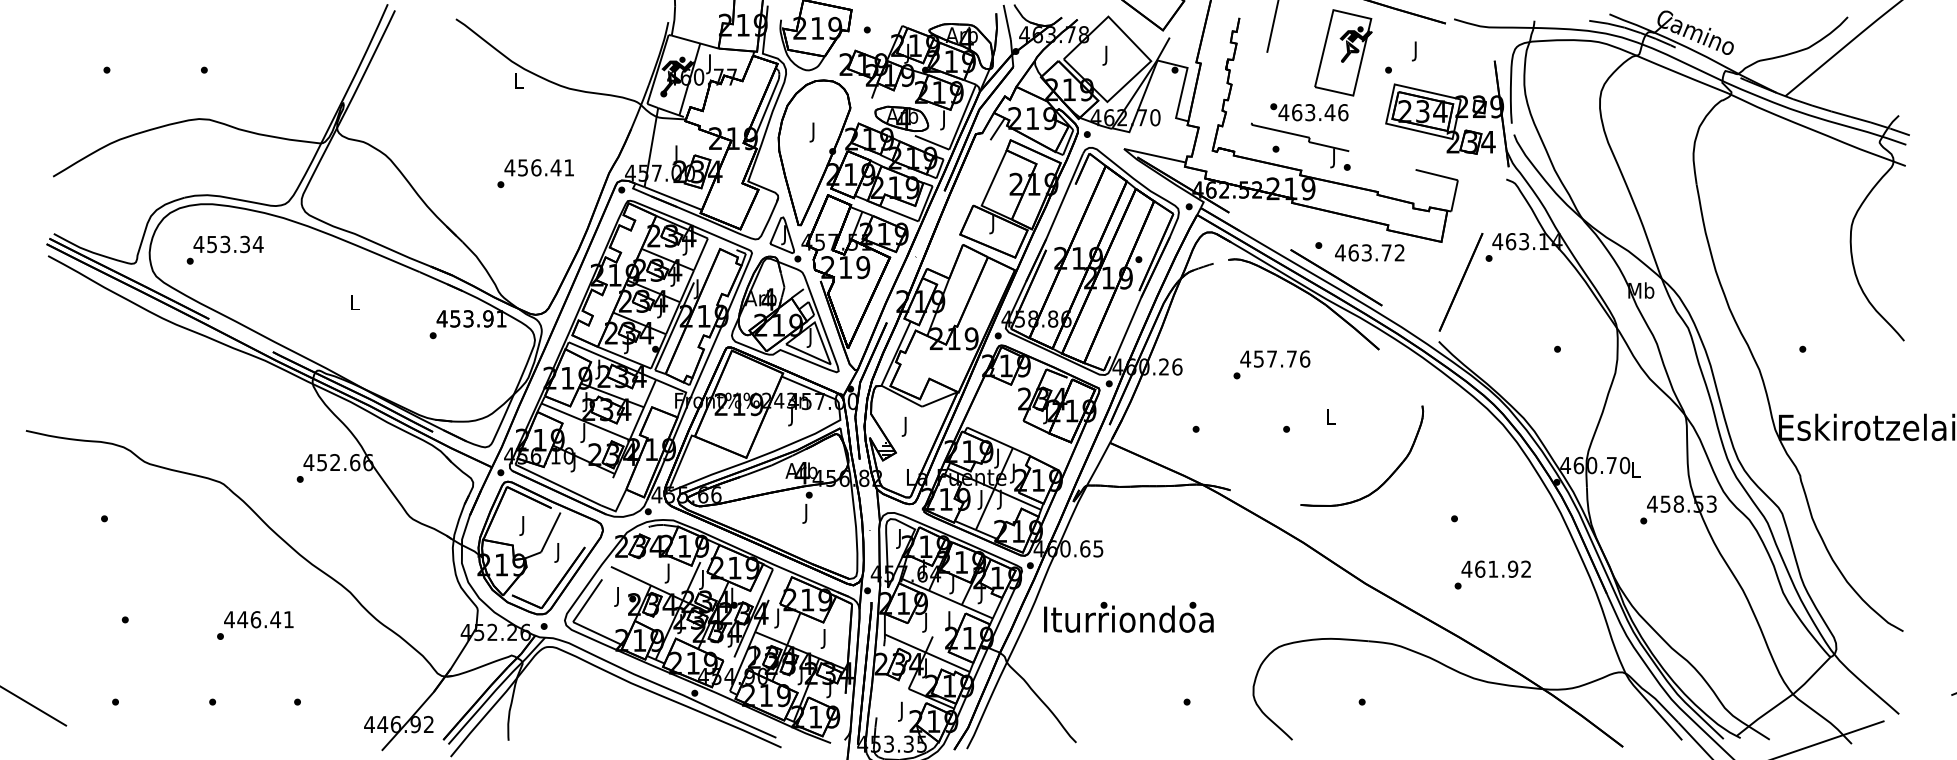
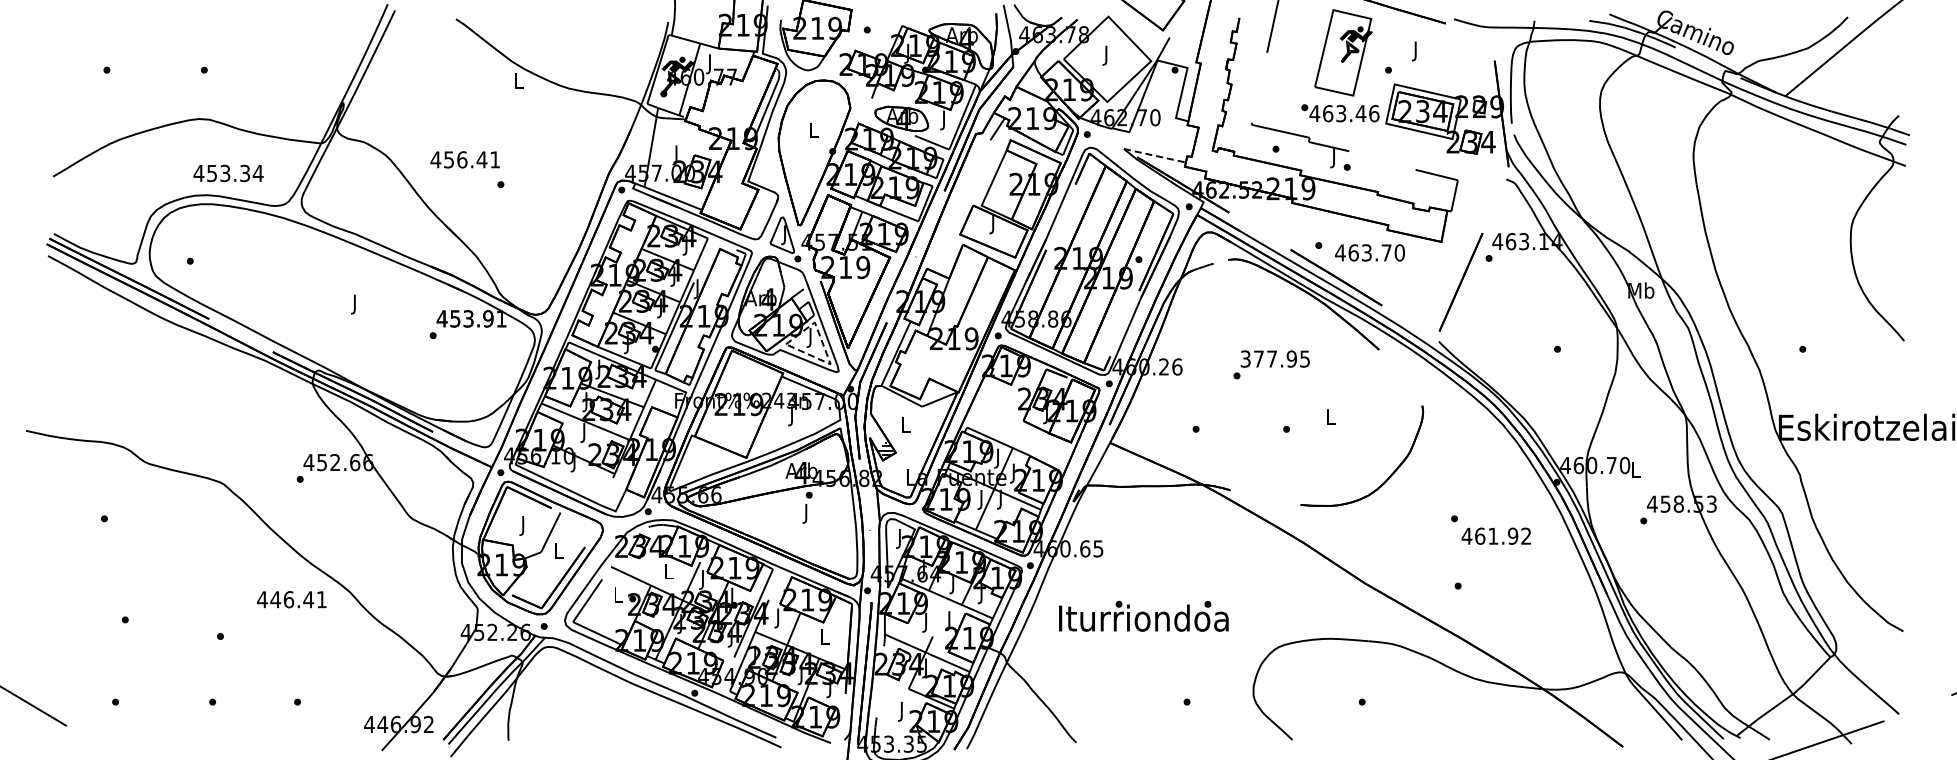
text position: (1309, 112) -> (1340, 113) (1340, 113)
text: J -> L (813, 132)
line: solid -> dashed (1154, 155)
text position: (538, 167) -> (464, 159) (464, 159)
text position: (228, 244) -> (228, 173) (228, 173)
text: 463.72 -> 463.70 (1399, 252)
text: L -> J (355, 304)
line: solid -> dashed (825, 349)
text: 457.76 -> 377.95 (1275, 358)
text: J -> L (905, 426)
text: J -> L (558, 552)
text position: (1495, 568) -> (1495, 535) (1495, 535)
text: J -> L (668, 573)
text: J -> L (618, 596)
text position: (1128, 616) -> (1143, 615) (1143, 615)
text position: (258, 619) -> (291, 599) (291, 599)
text: J -> L (824, 638)
